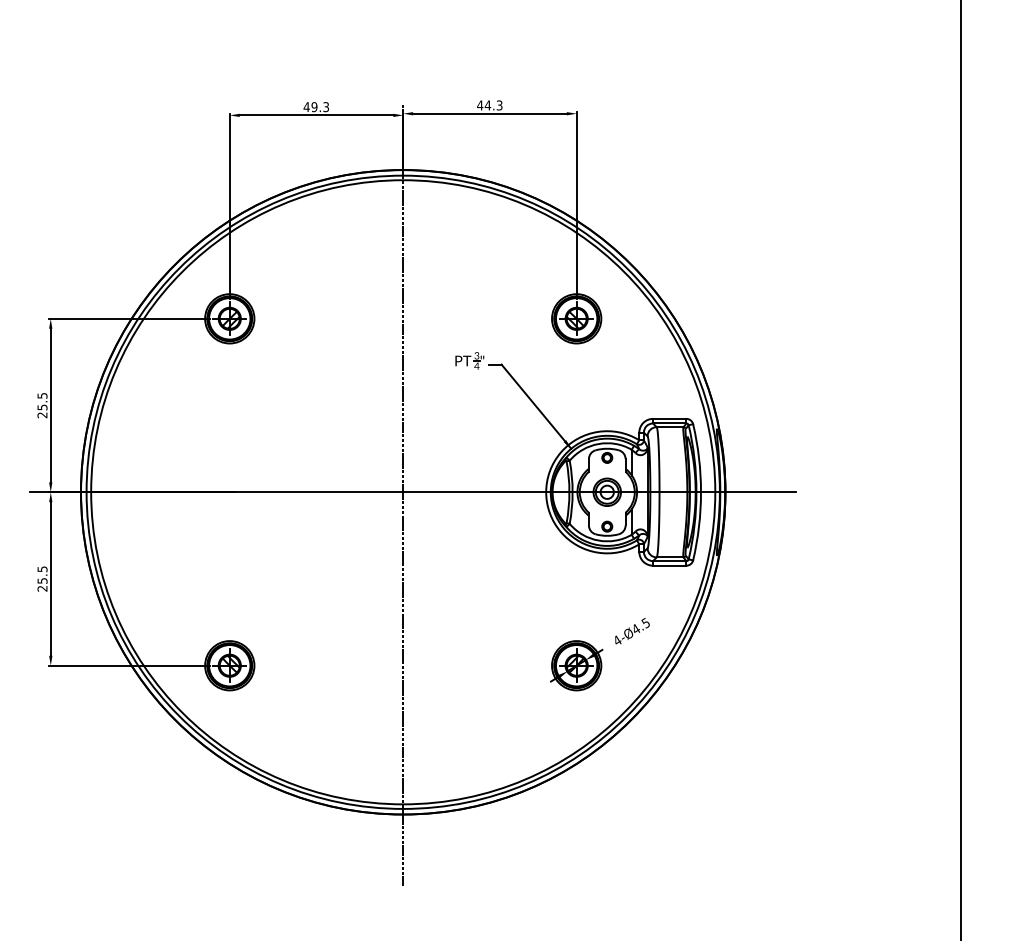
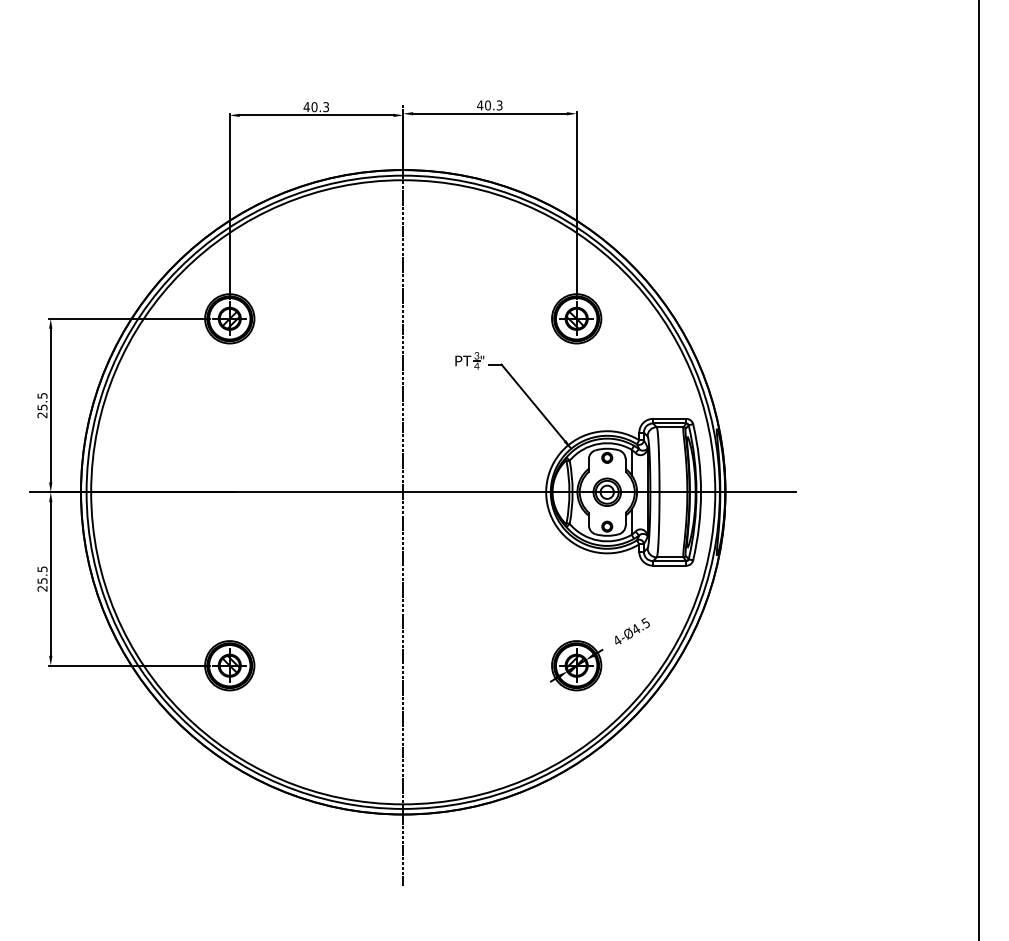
text: 44.3 -> 40.3 (487, 105)
text: 49.3 -> 40.3 (314, 107)
line position: (960, 469) -> (978, 469) (978, 469)
